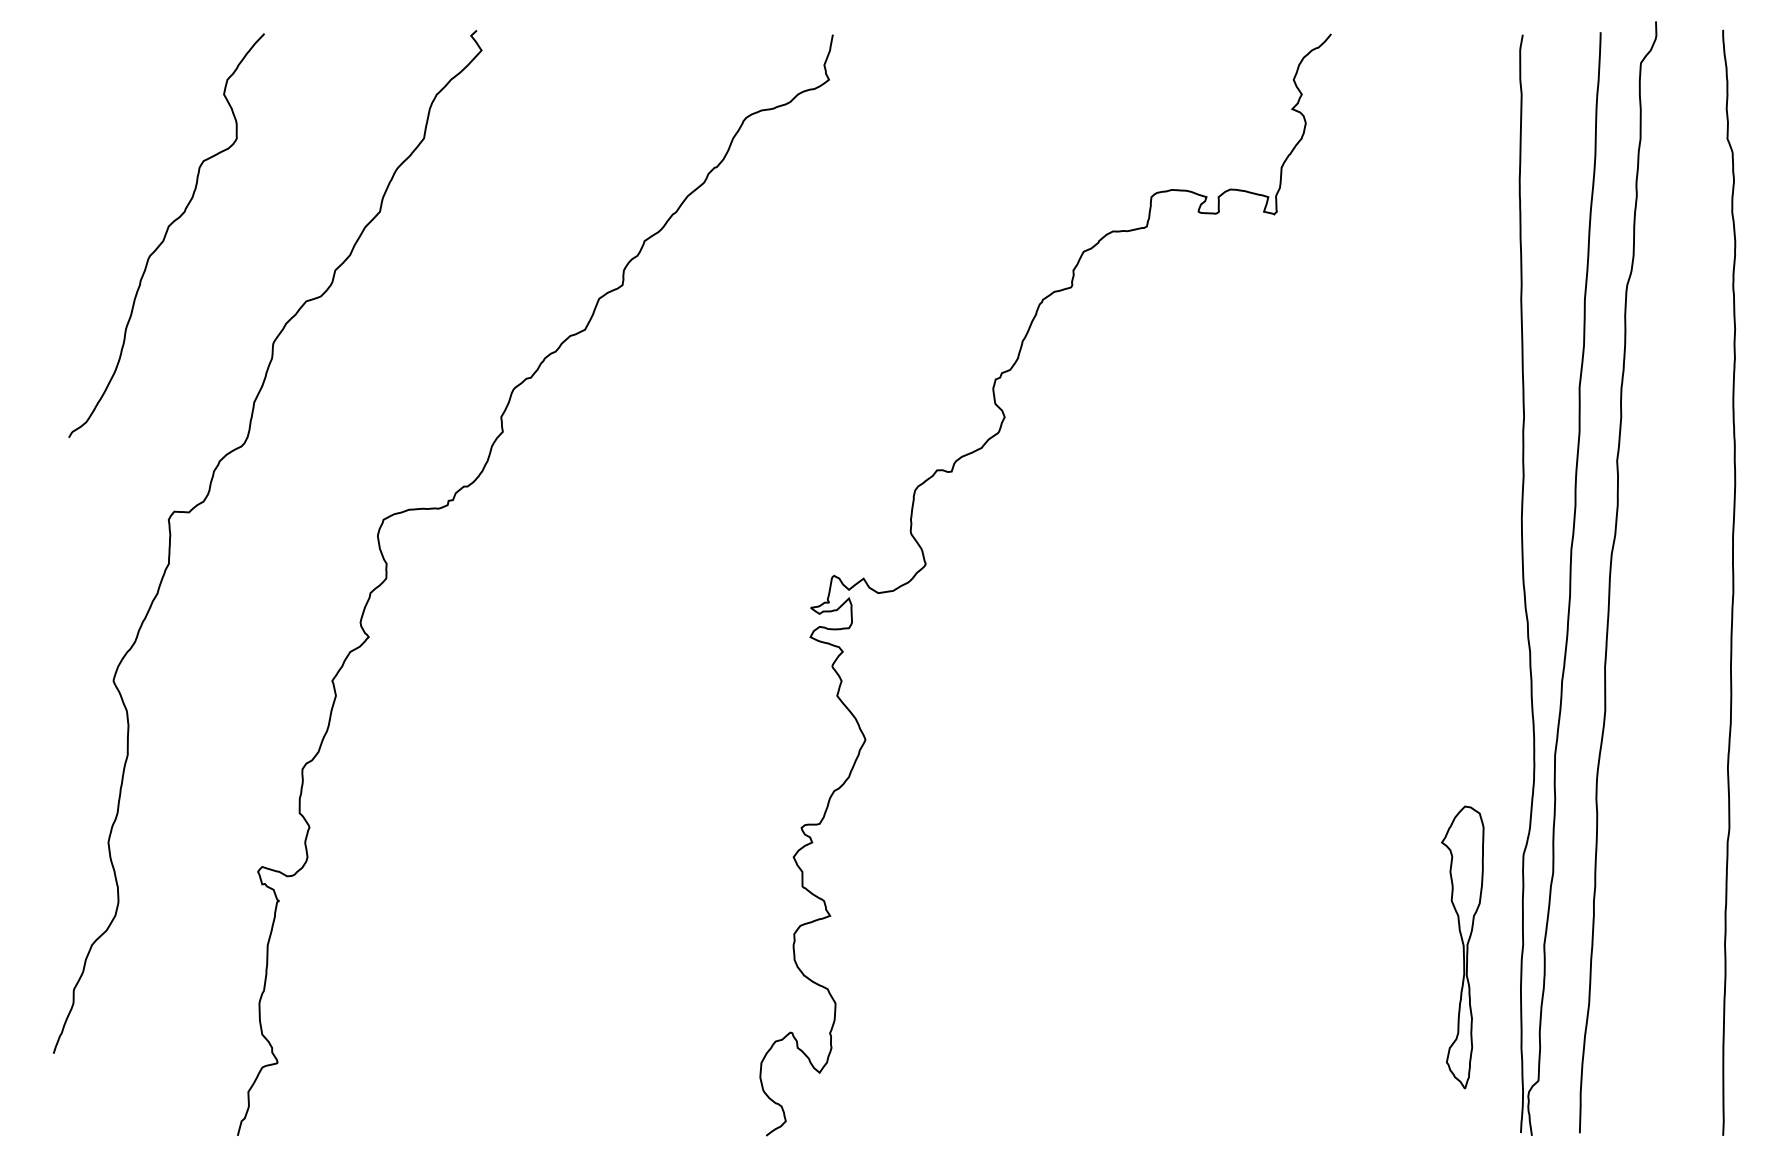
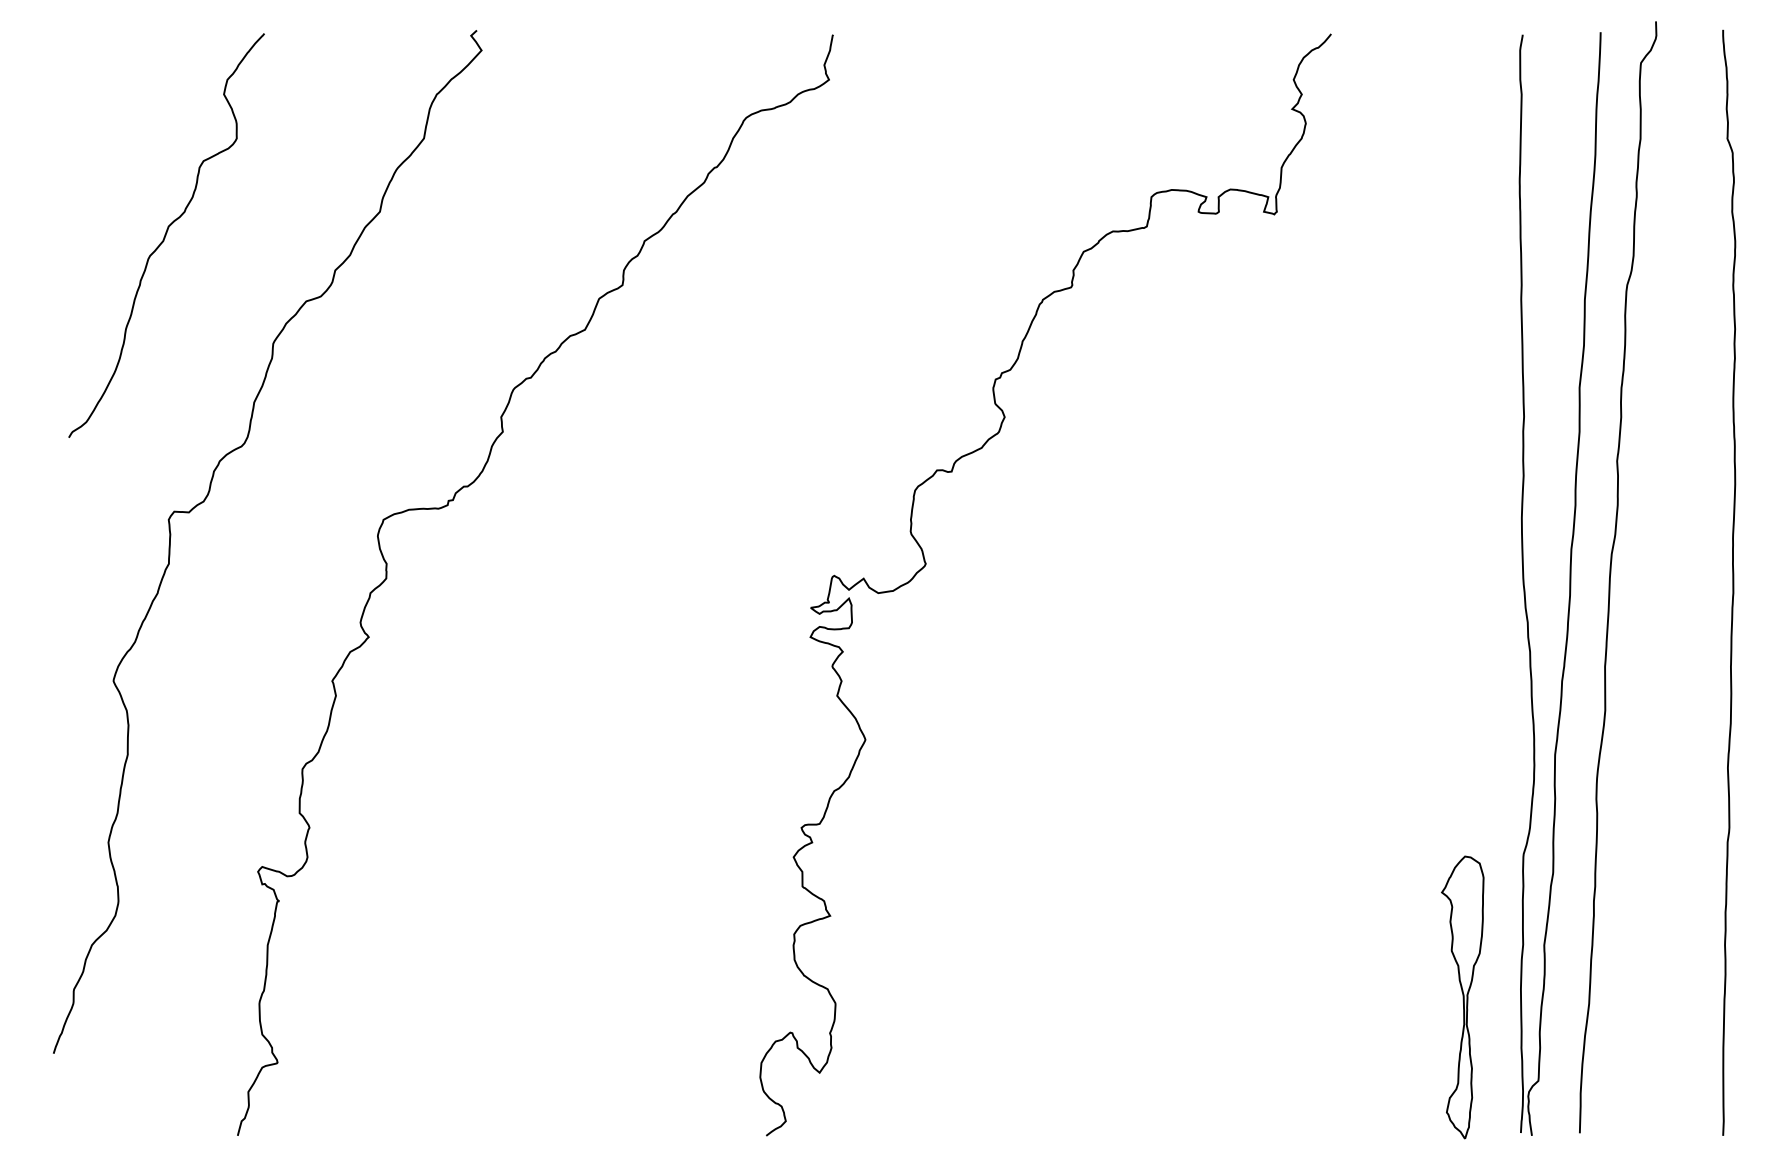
part position: (1462, 947) -> (1462, 997) (1462, 997)
